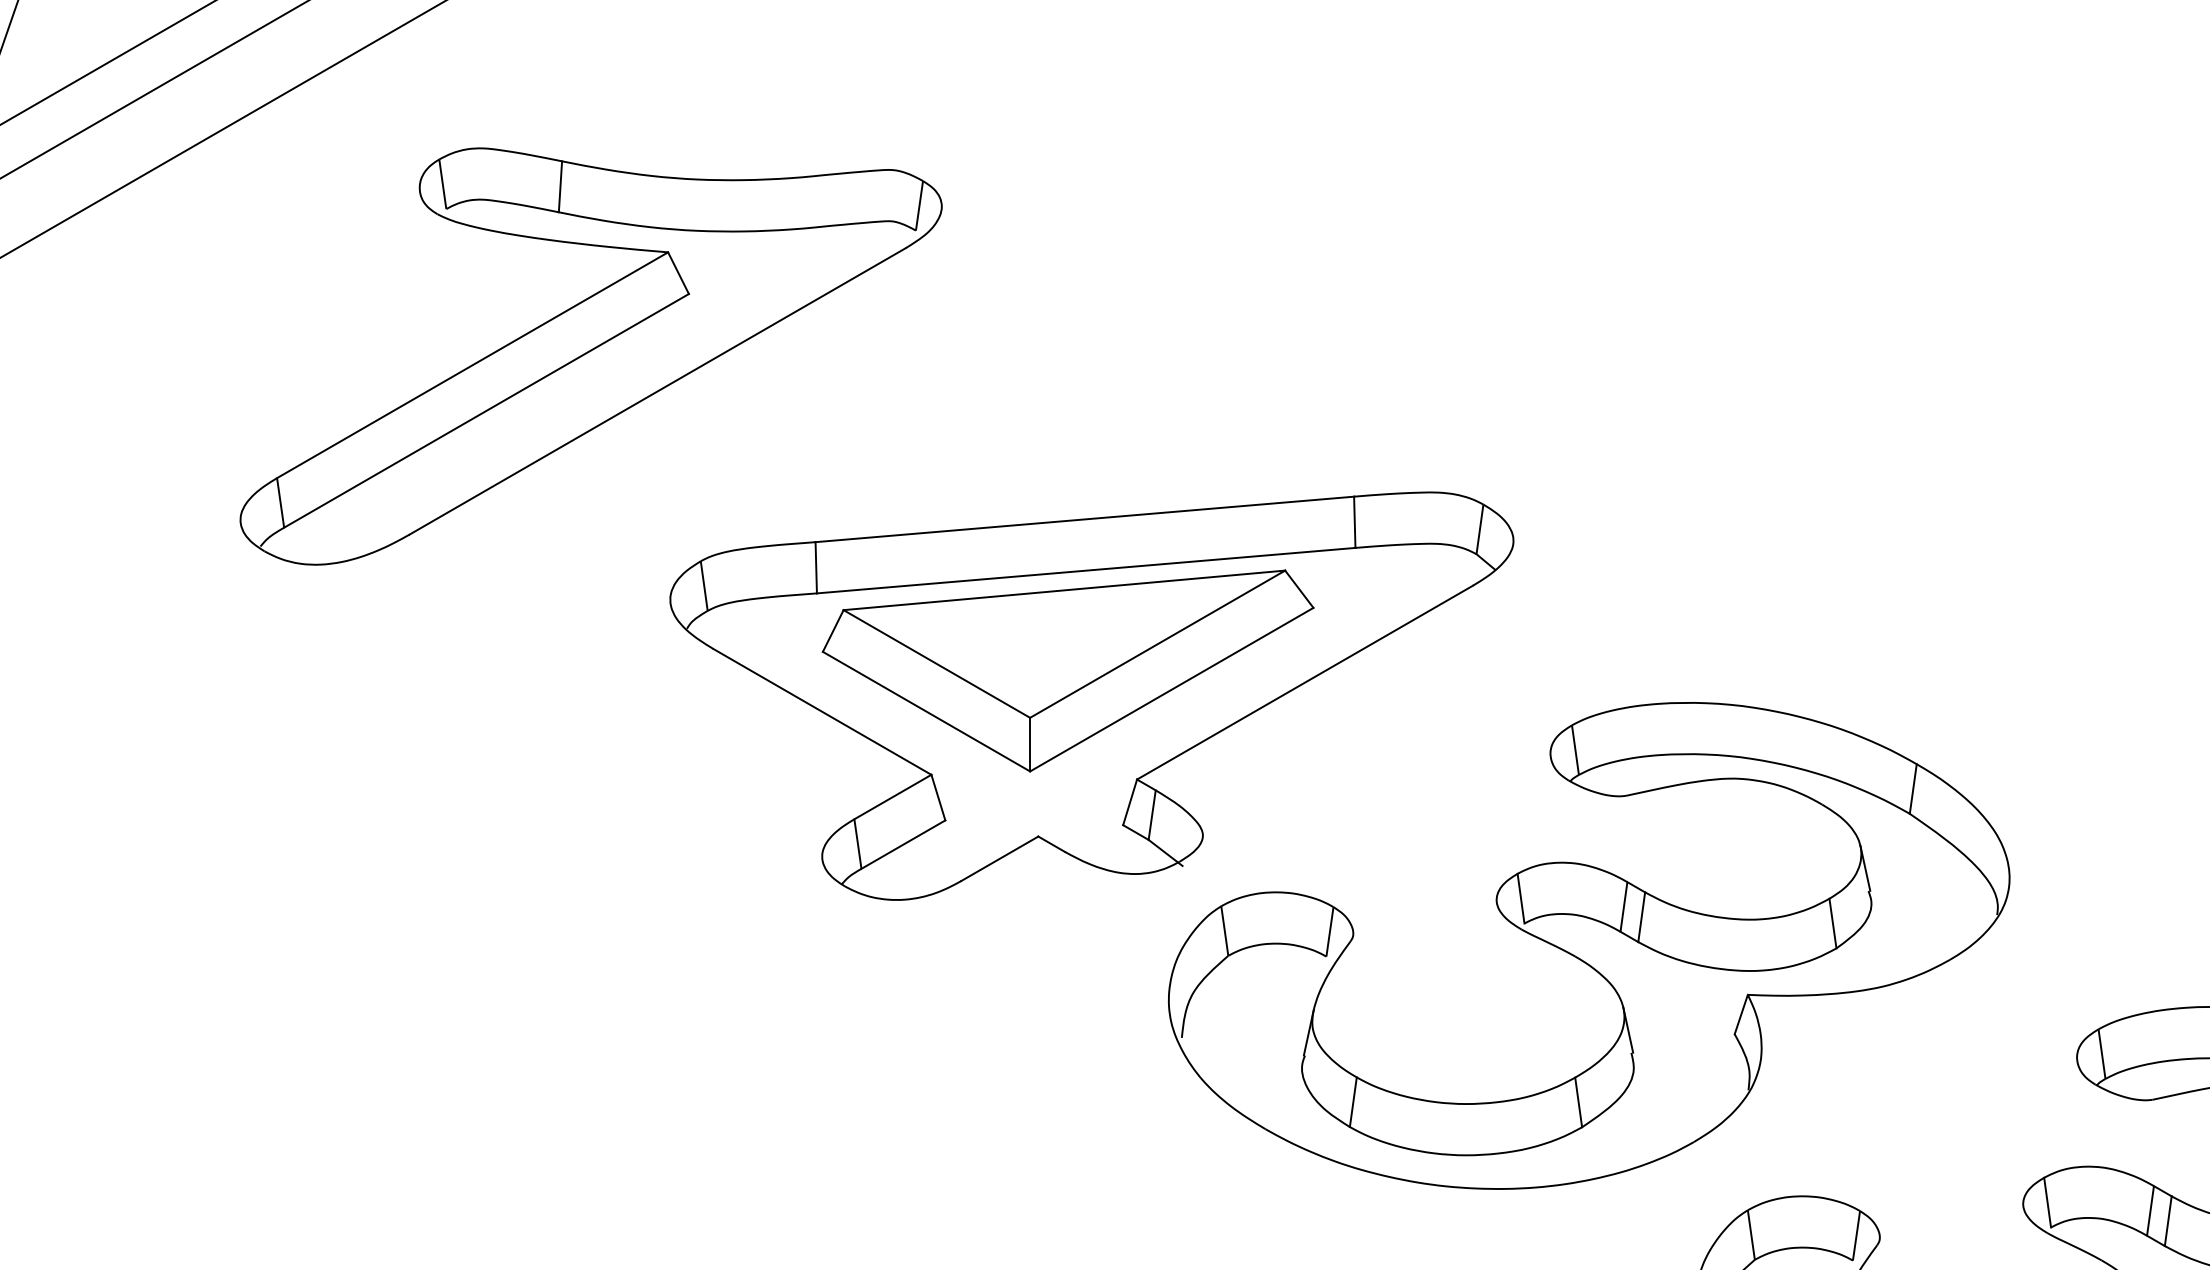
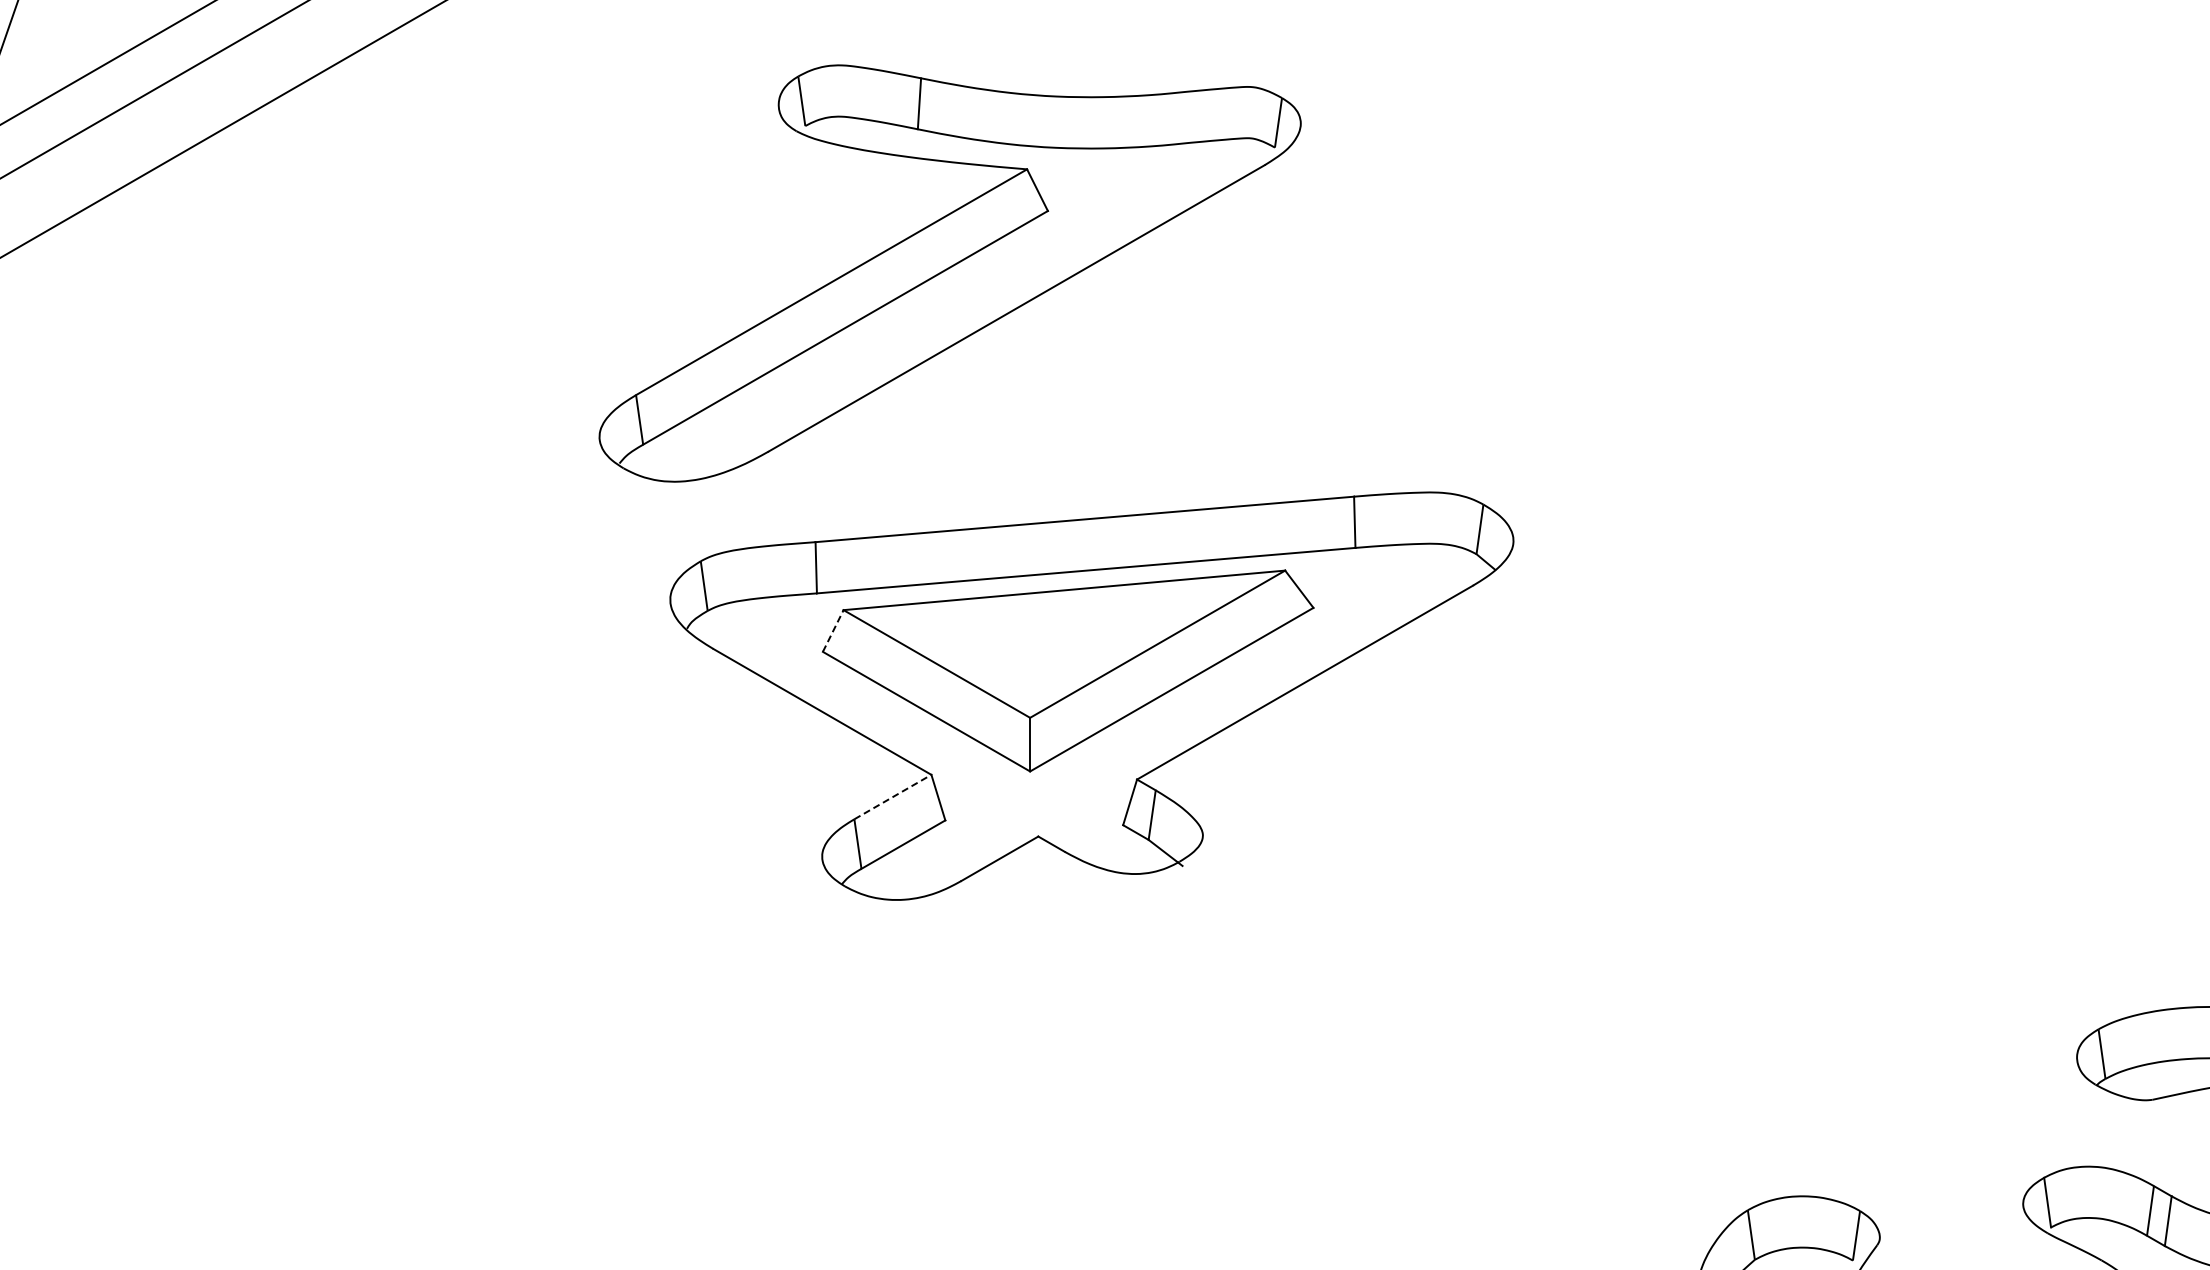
part position: (590, 356) -> (949, 273) (949, 273)
line: solid -> dashed (833, 630)
line: solid -> dashed (893, 796)
part: present -> none (1589, 945)
